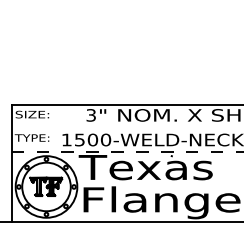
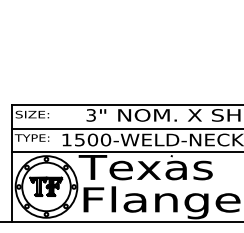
line: none -> present (125, 128)
line: dashed -> solid (127, 151)
